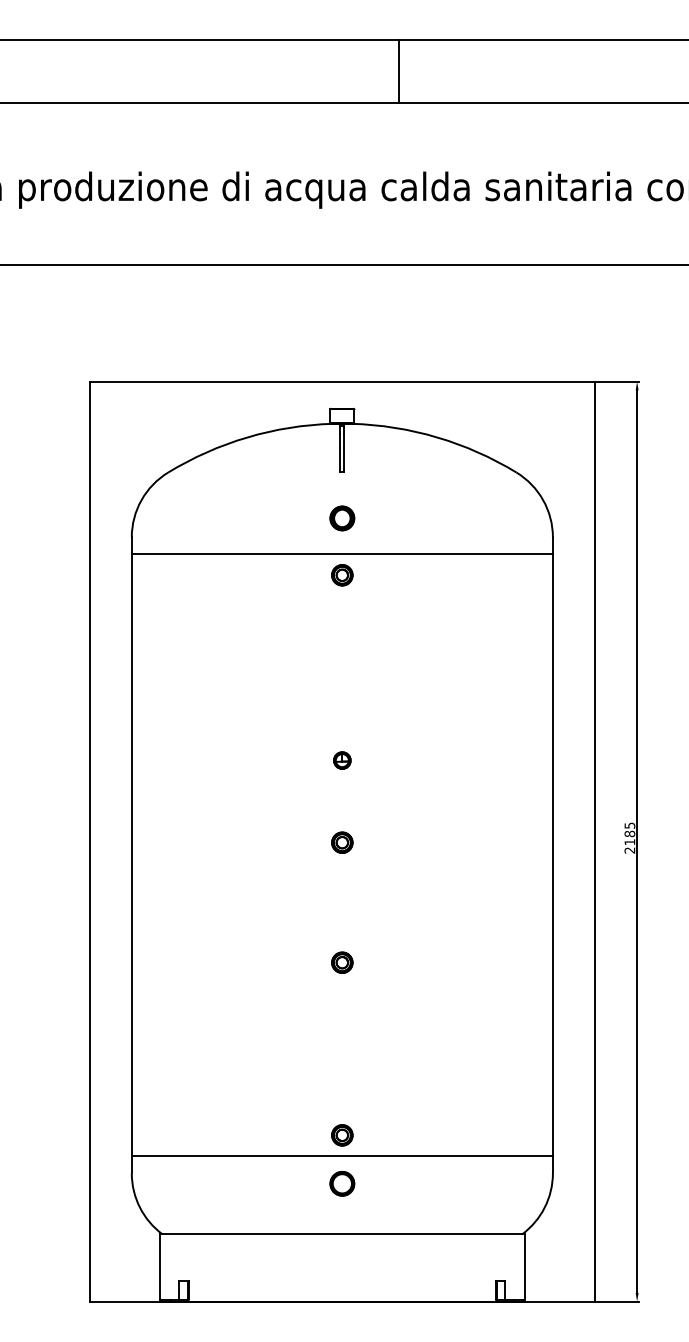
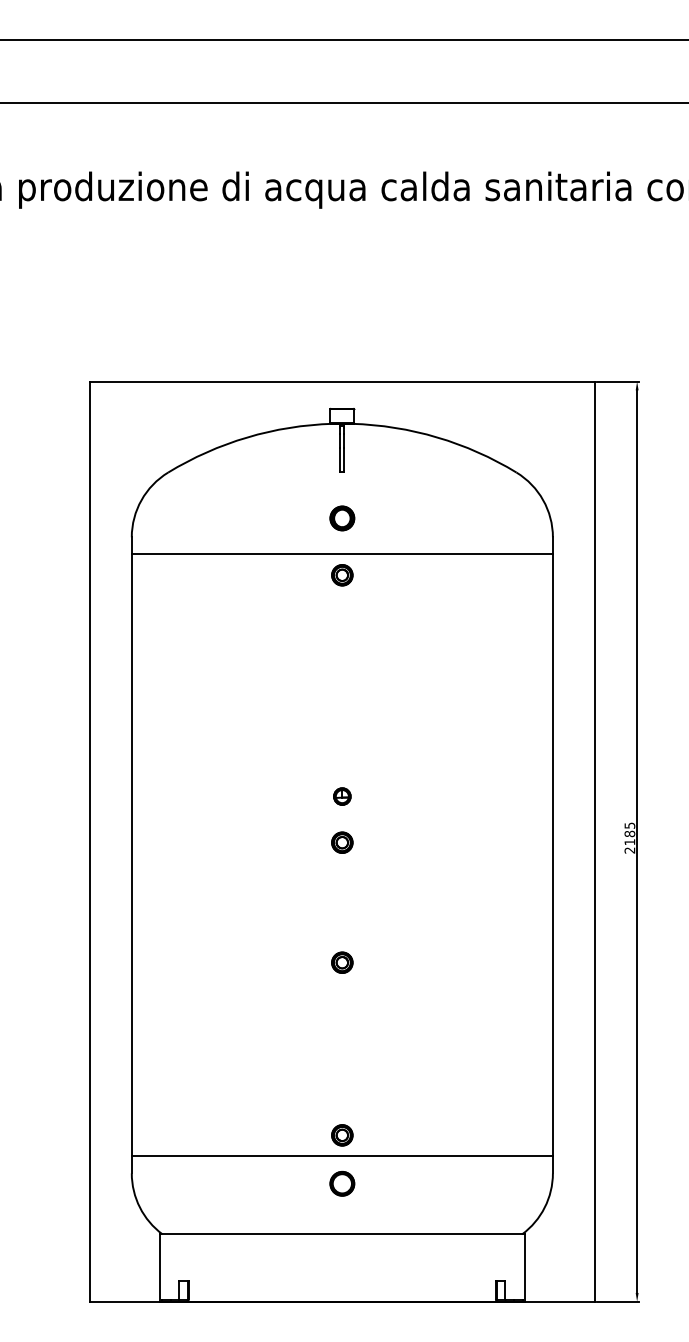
line: present -> none (398, 71)
line: present -> none (343, 264)
part position: (342, 760) -> (342, 796) (342, 796)
